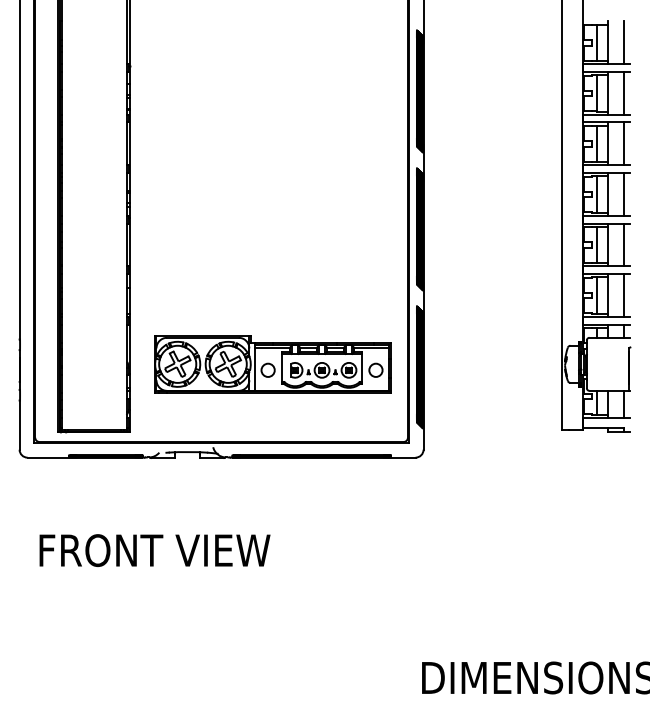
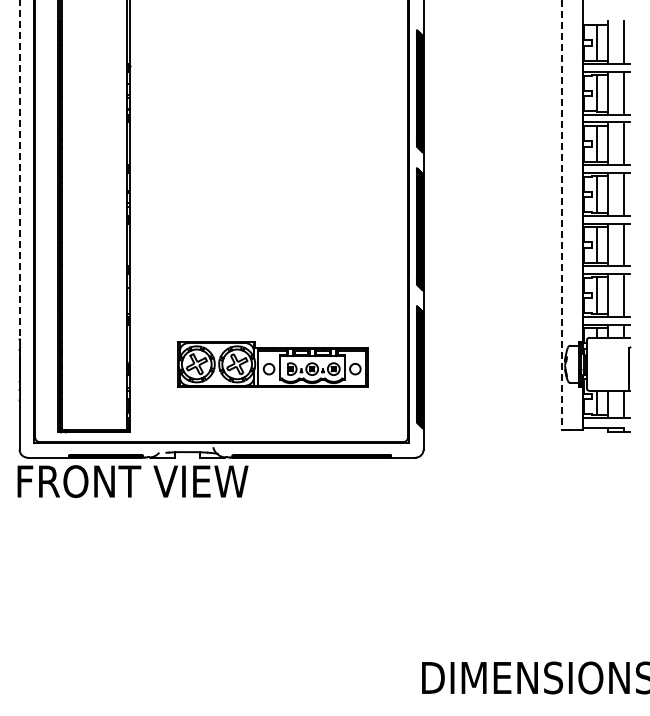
line: solid -> dashed (19, 170)
line: solid -> dashed (561, 214)
part size: 238x59 px -> 192x47 px (272, 364)
text position: (154, 550) -> (132, 481) (132, 481)
